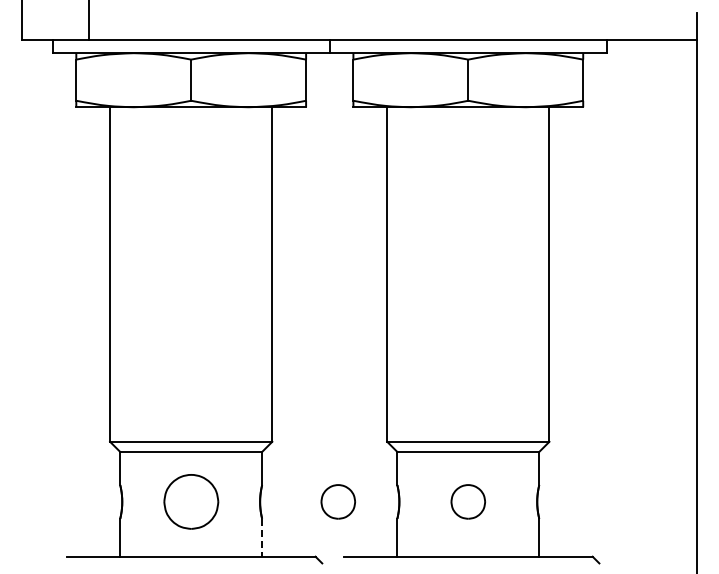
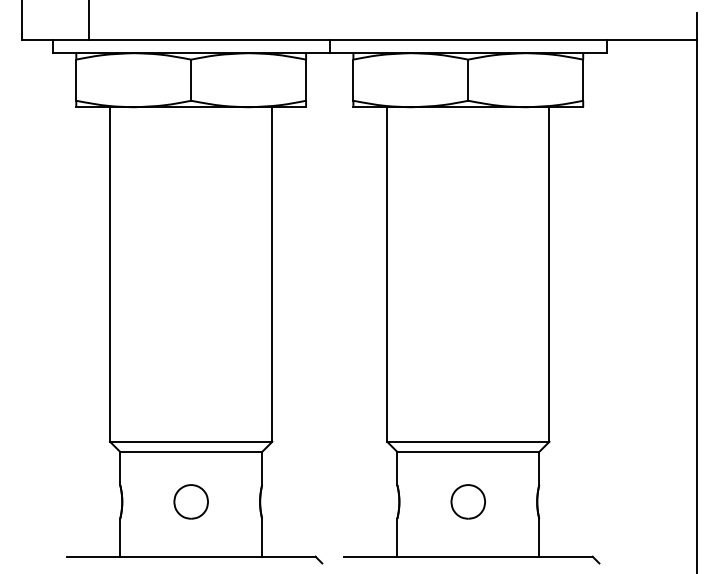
part size: 57x56 px -> 36x36 px (190, 501)
part: present -> none (337, 501)
line: dashed -> solid (262, 537)
